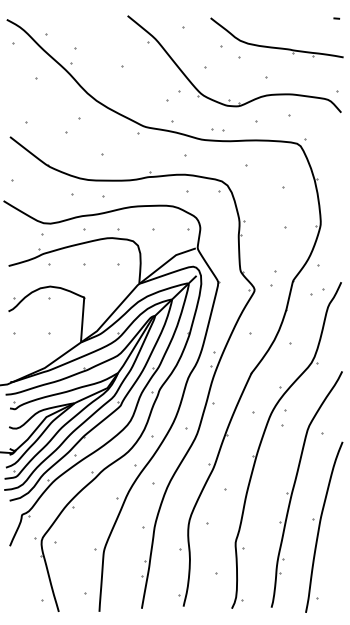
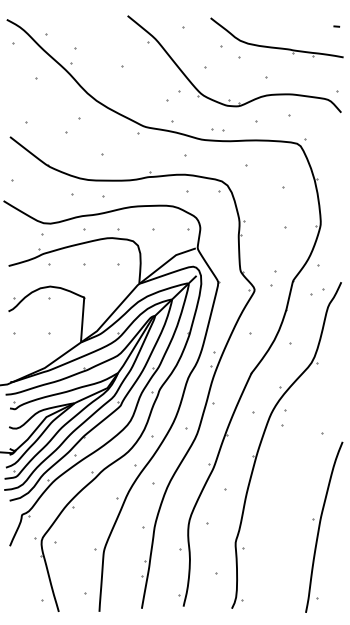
line position: (336, 18) -> (336, 26) (336, 26)
part: present -> none (294, 488)
